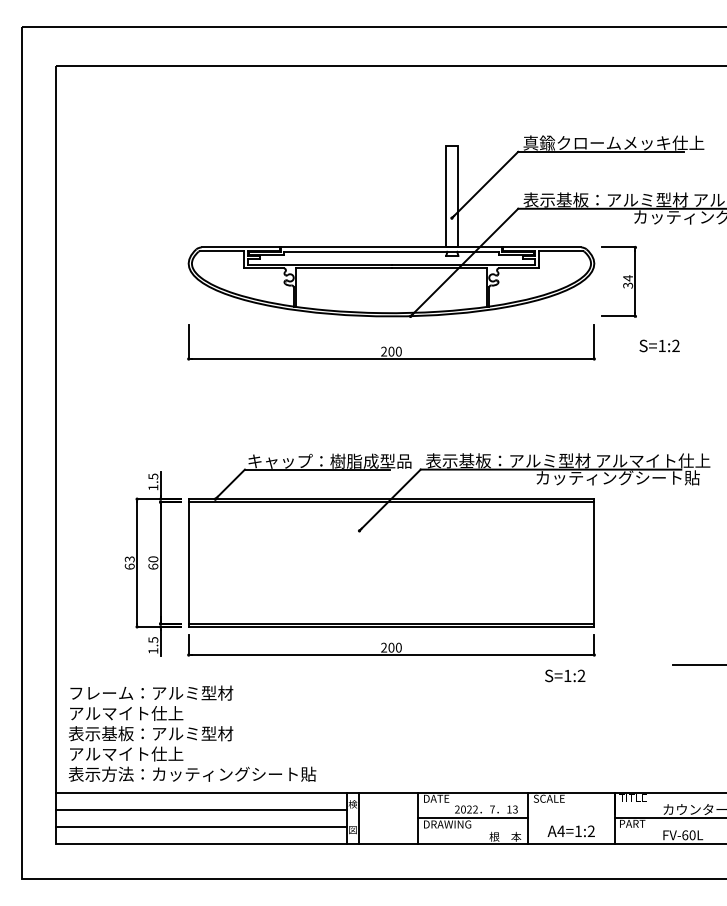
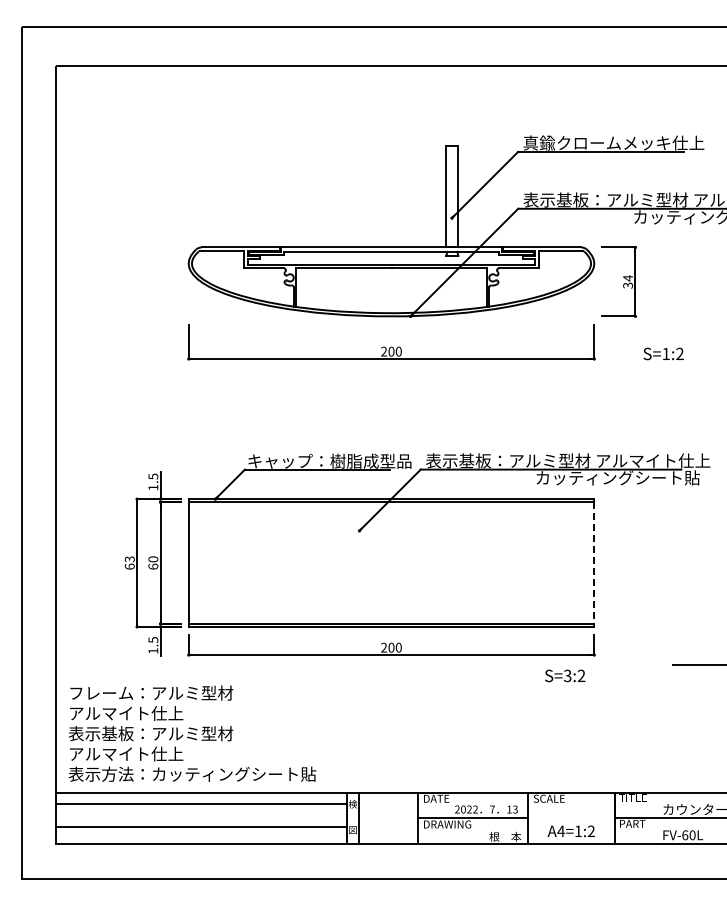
text position: (659, 345) -> (663, 353) (663, 353)
line: solid -> dashed (594, 563)
text: S=1:2 -> S=3:2 (567, 675)
line position: (200, 809) -> (200, 803) (200, 803)
